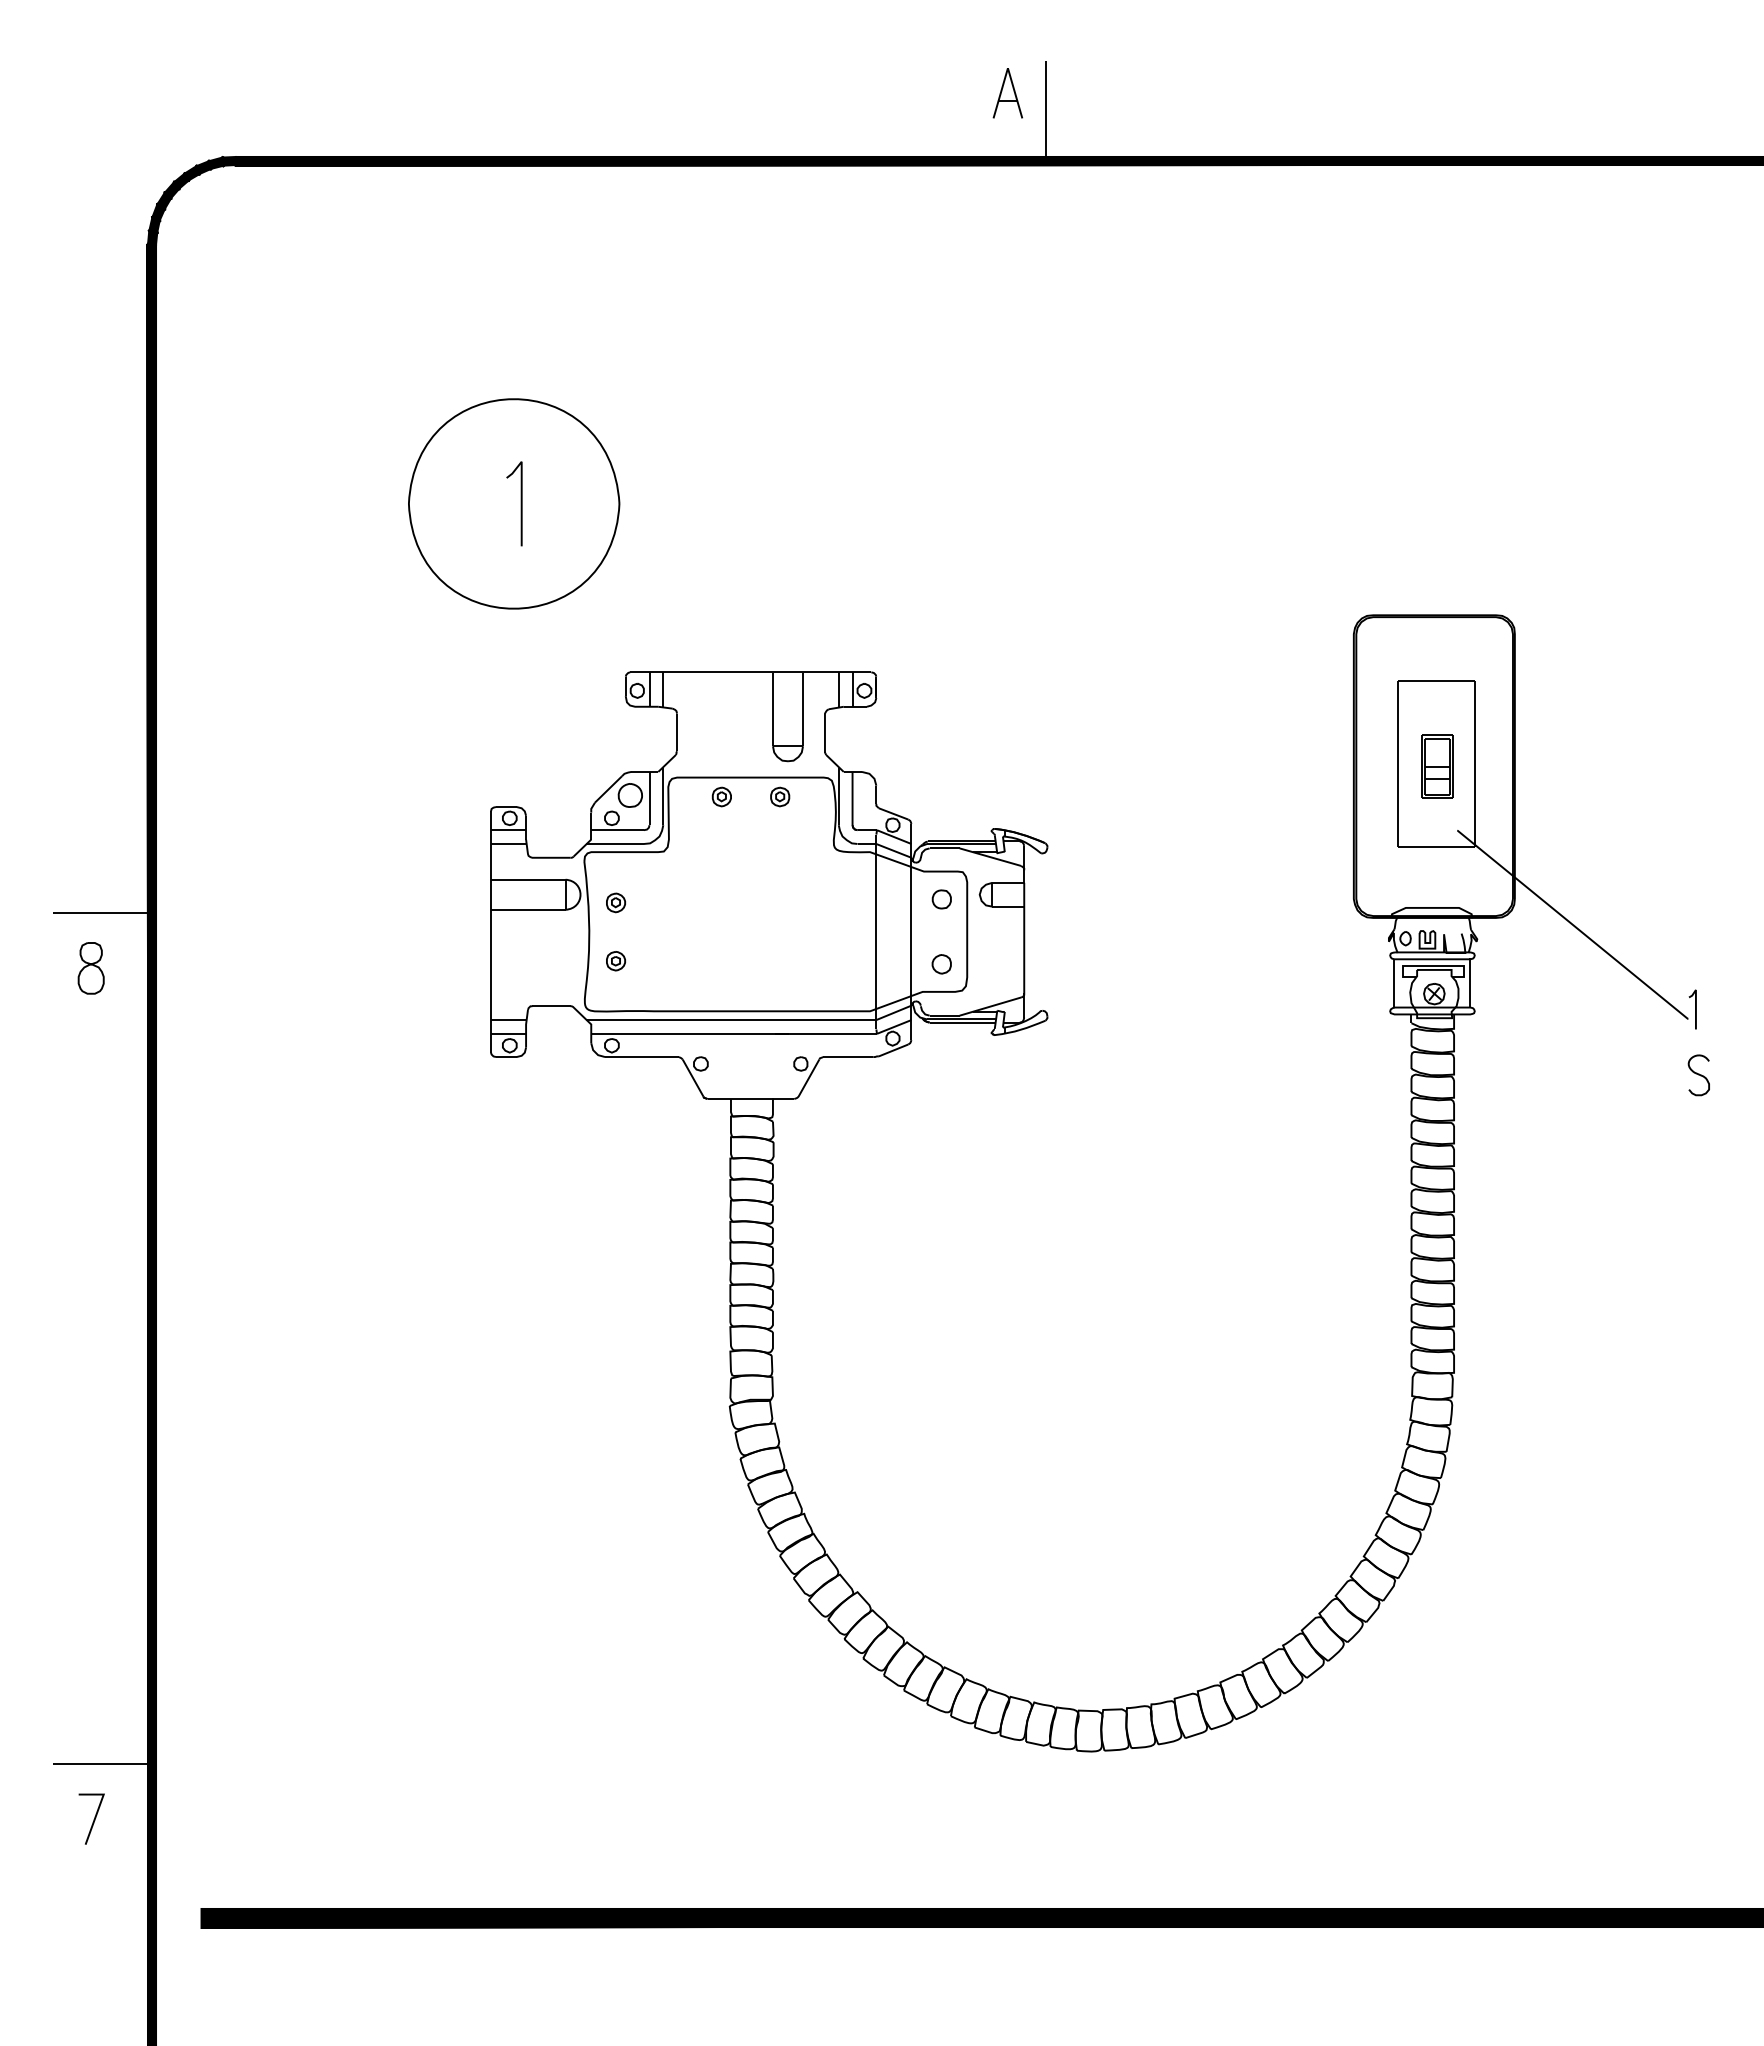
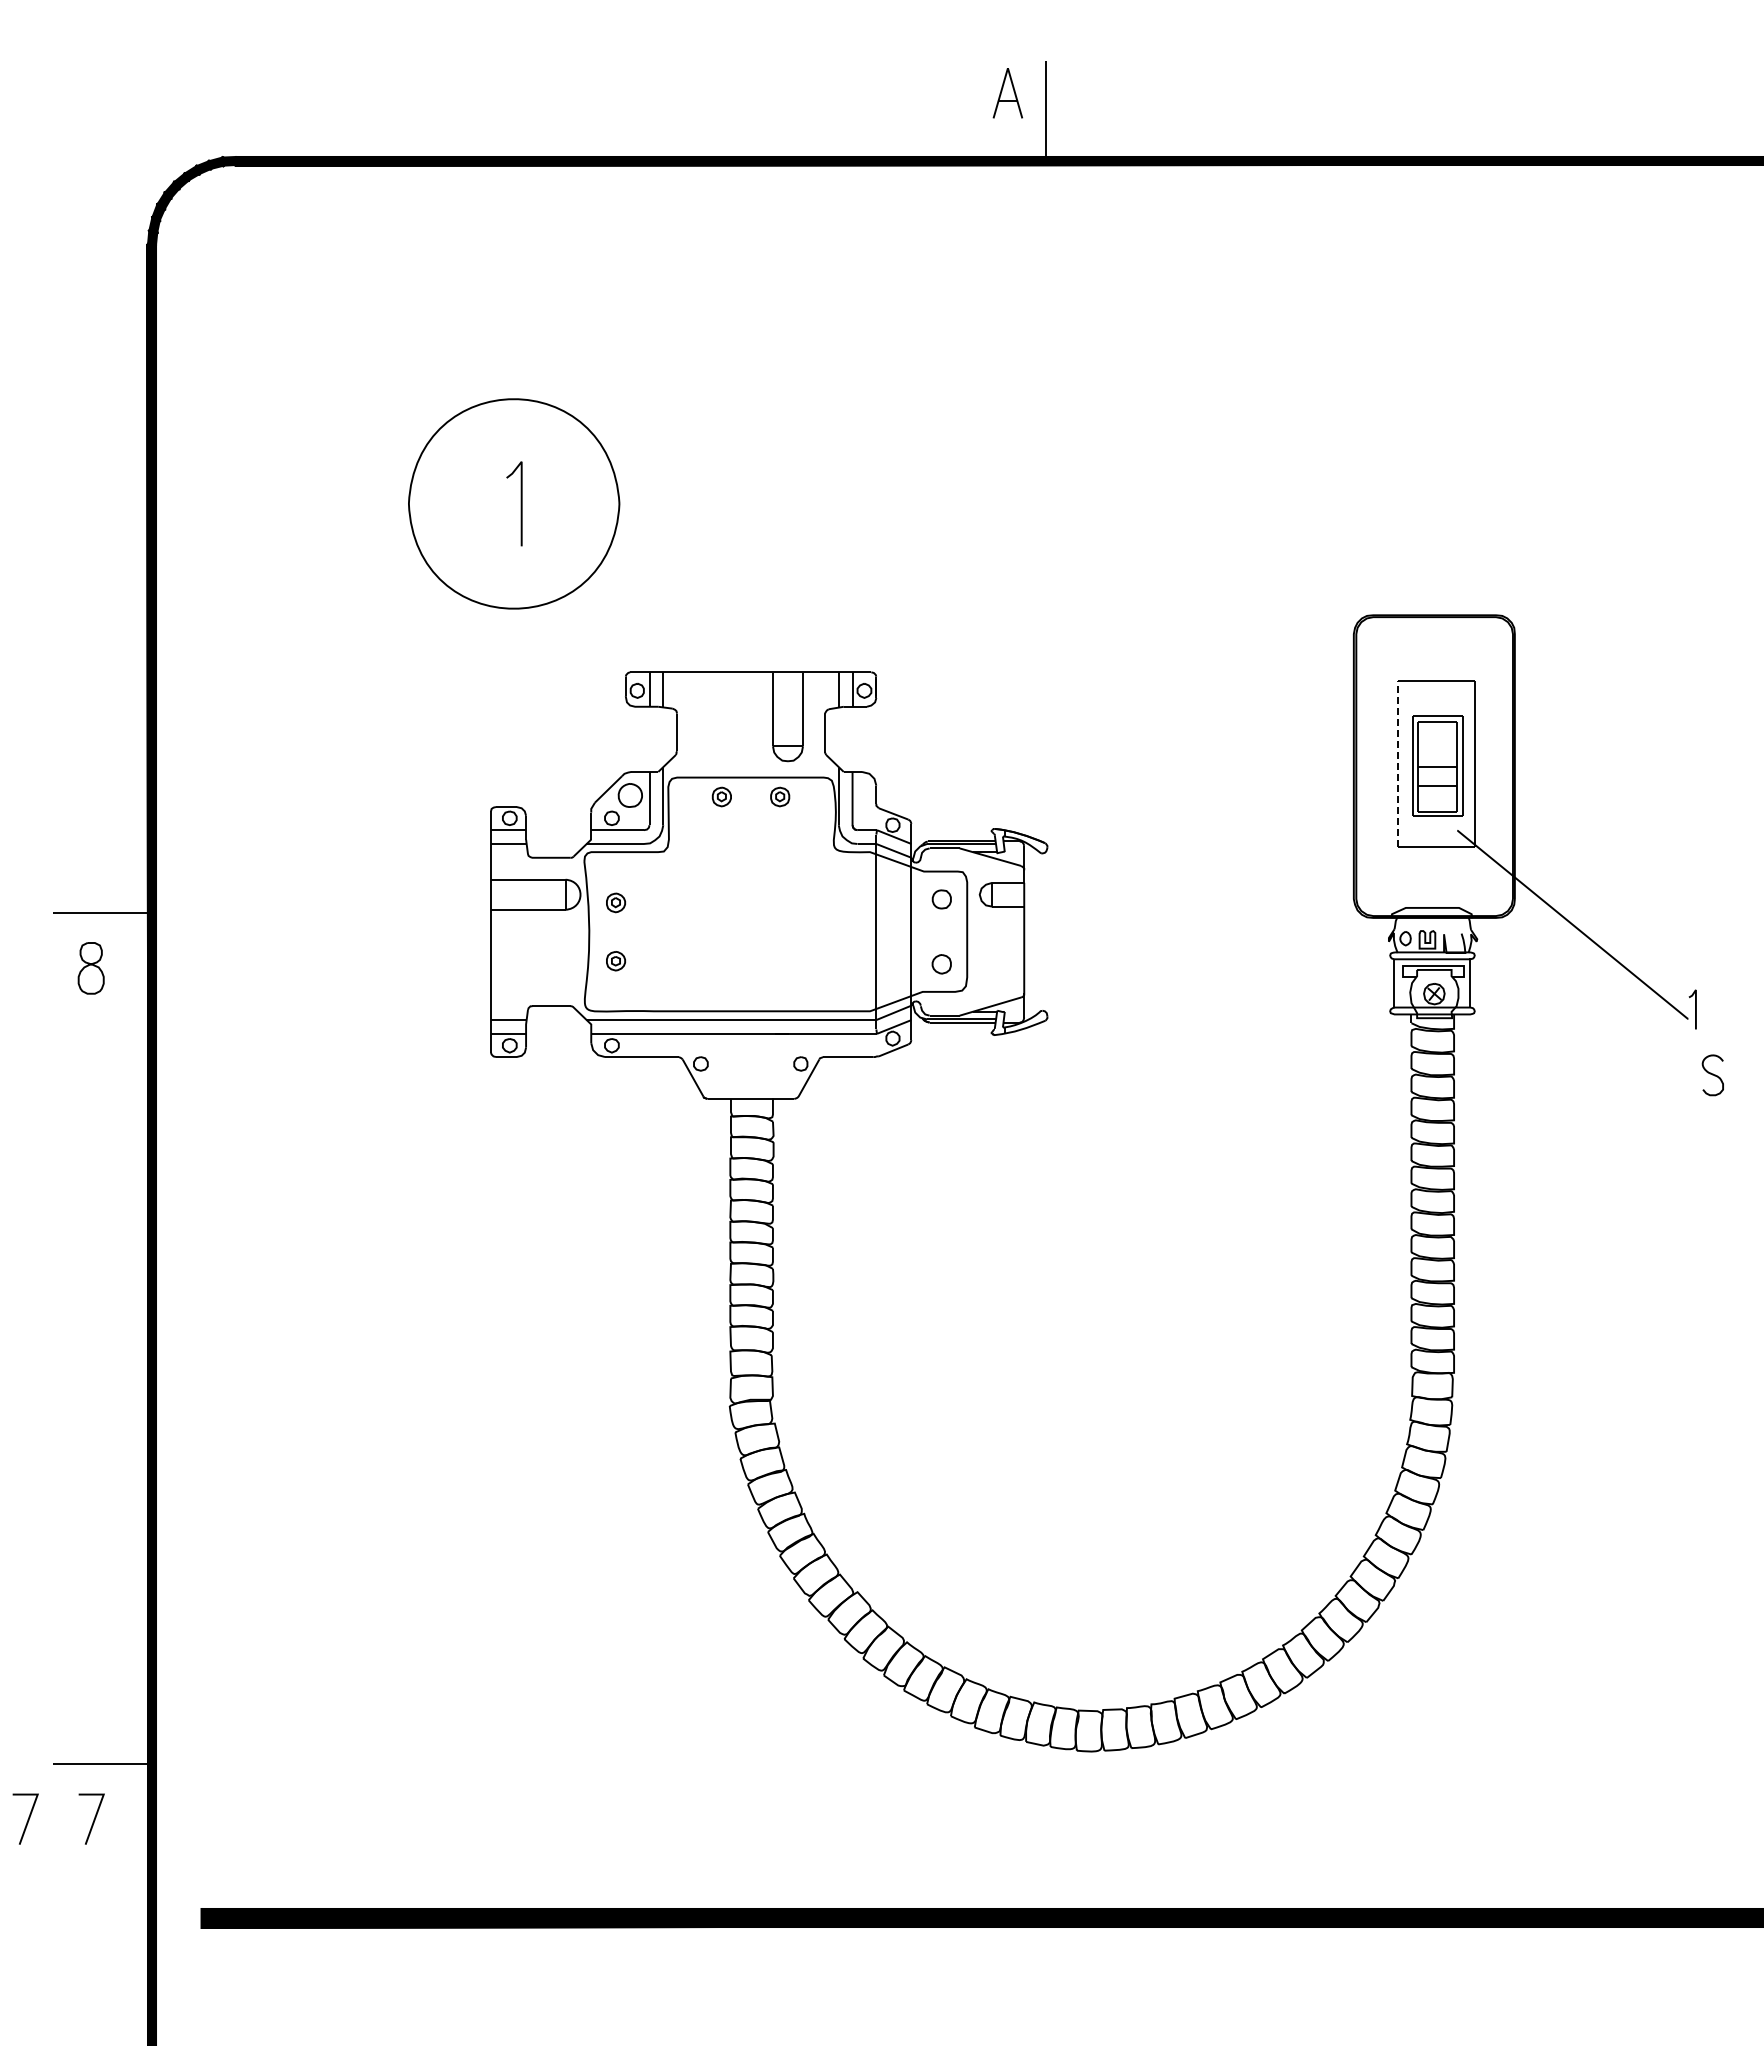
line: solid -> dashed (1397, 763)
part size: 33x65 px -> 52x102 px (1437, 765)
curve position: (1698, 1075) -> (1712, 1075) (1712, 1075)
line: none -> present (27, 1819)
